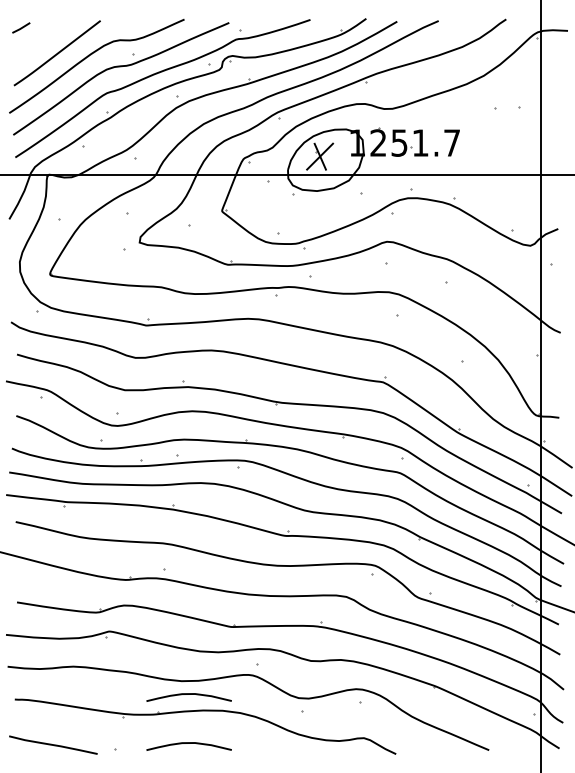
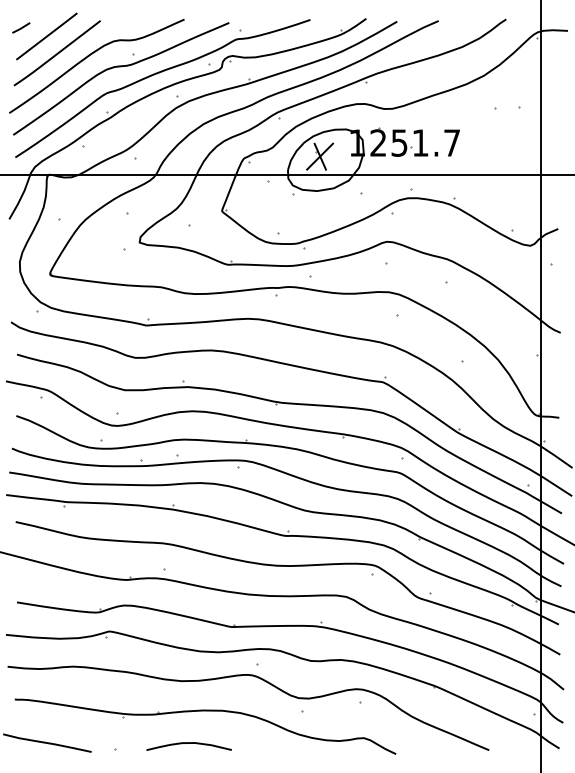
line: none -> present (46, 36)
curve: present -> none (188, 694)
line position: (53, 744) -> (47, 742) (47, 742)
